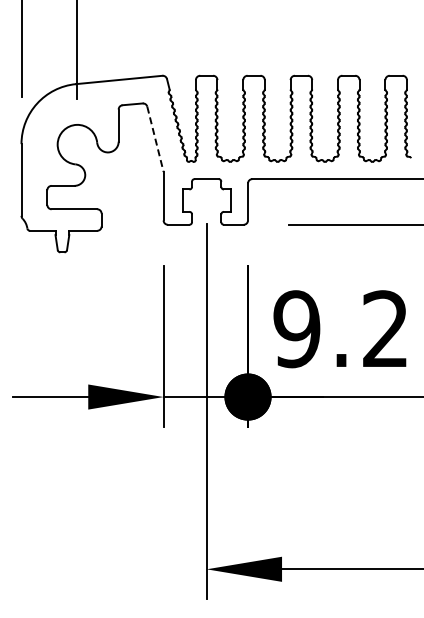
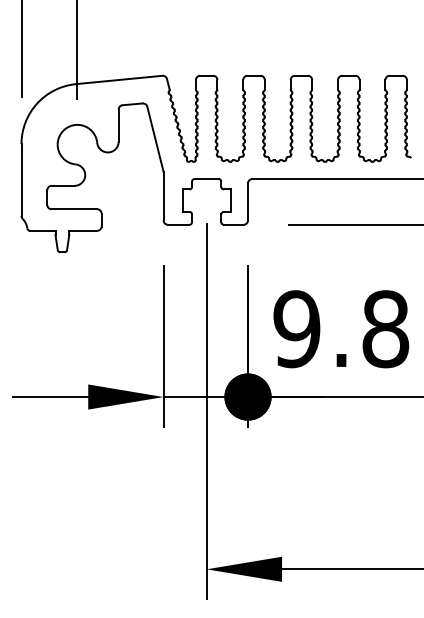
line: dashed -> solid (155, 139)
text: 9.2 -> 9.8 (385, 329)
